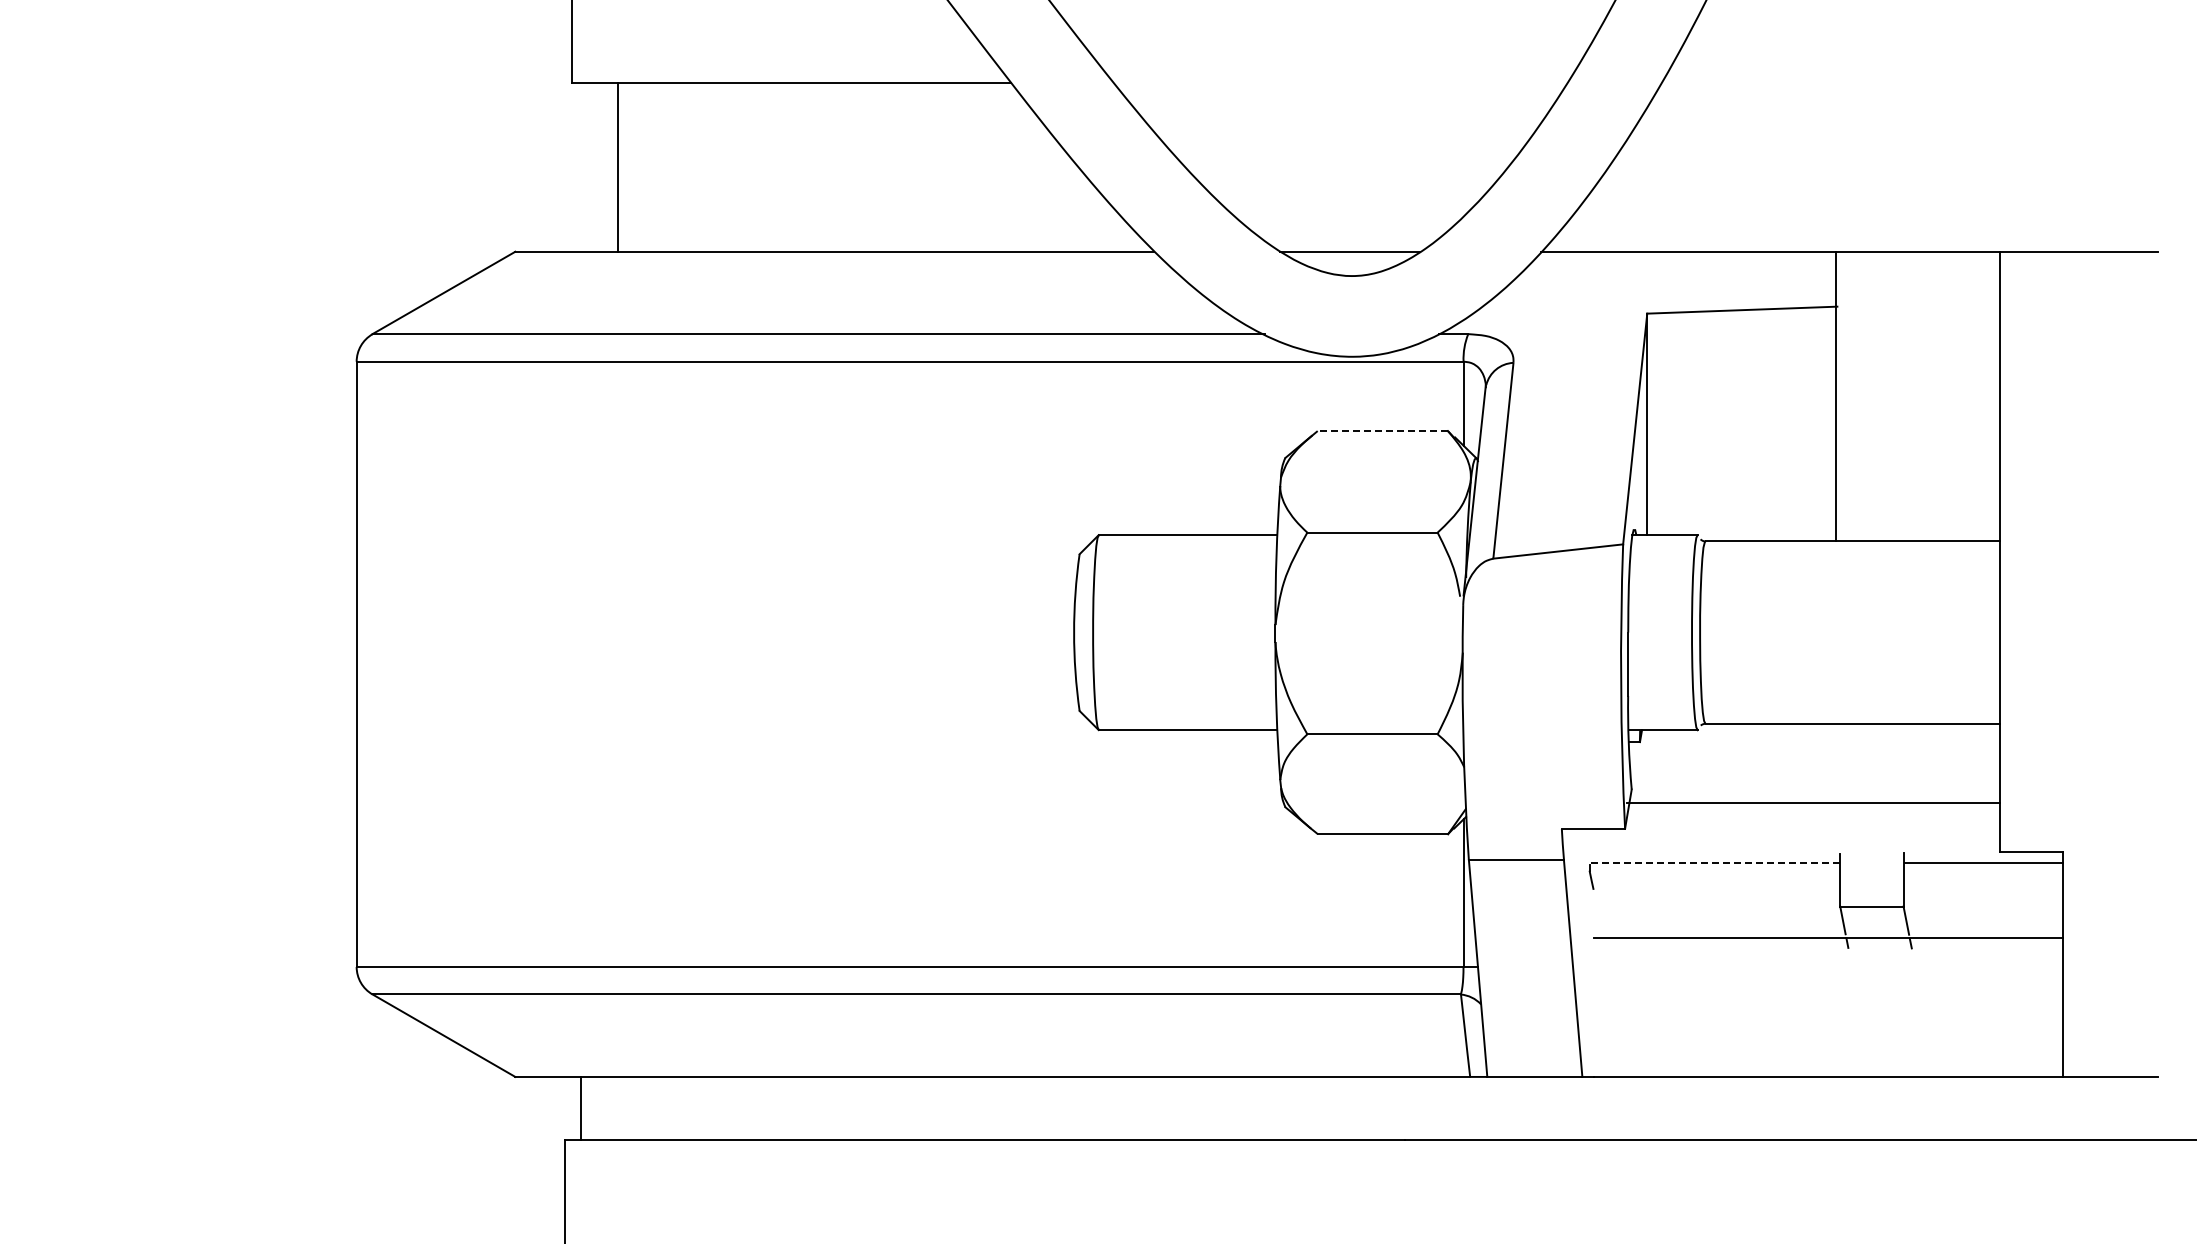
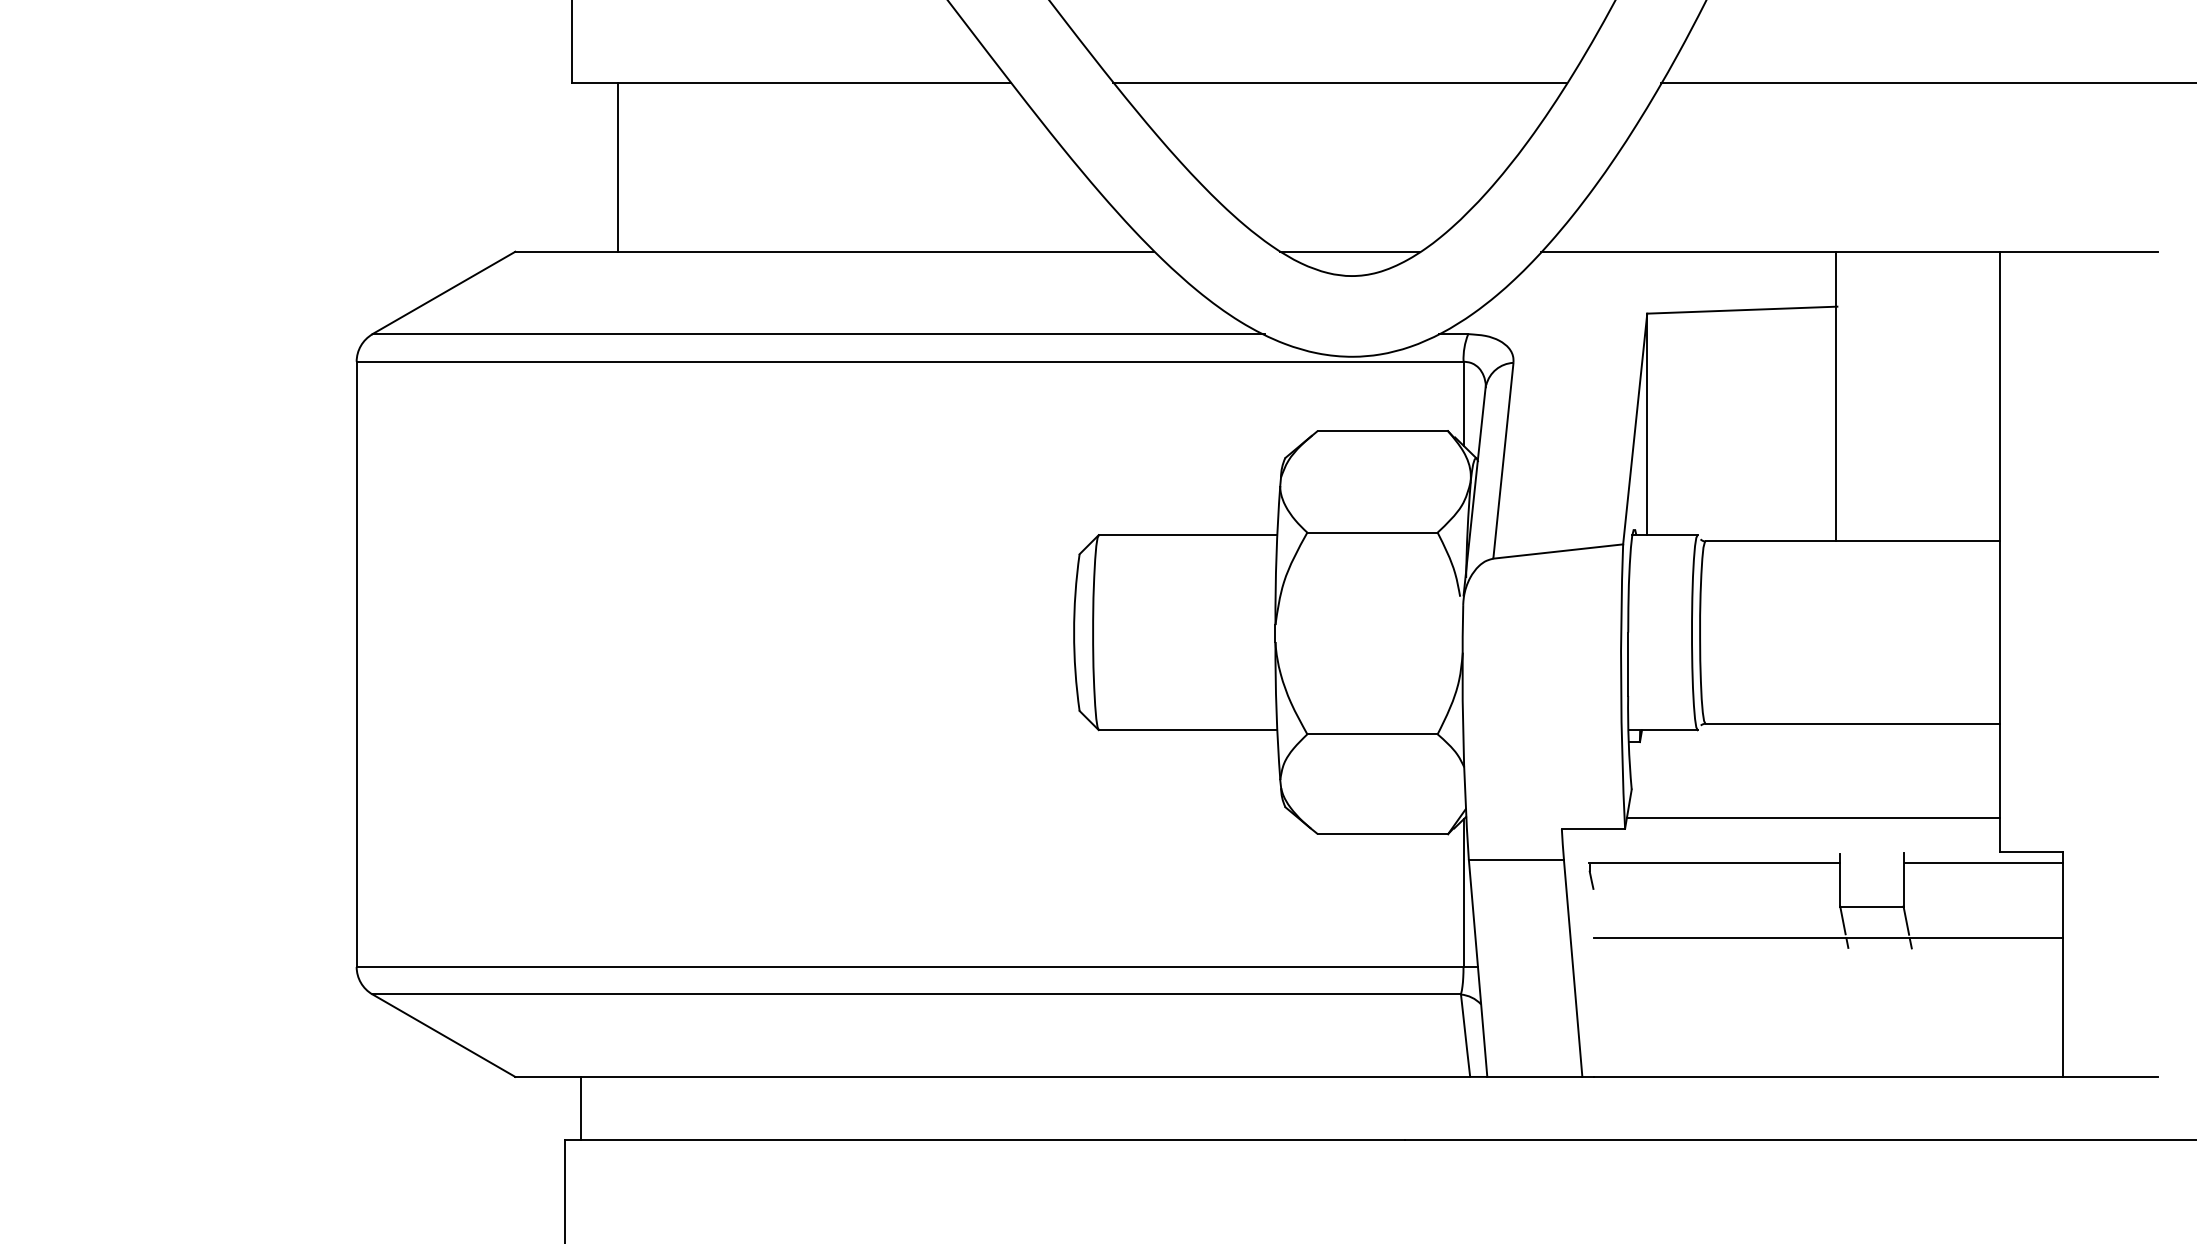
line: none -> present (1339, 83)
line: none -> present (1927, 83)
line: dashed -> solid (1382, 431)
line position: (1812, 802) -> (1812, 817) (1812, 817)
line: dashed -> solid (1714, 863)
